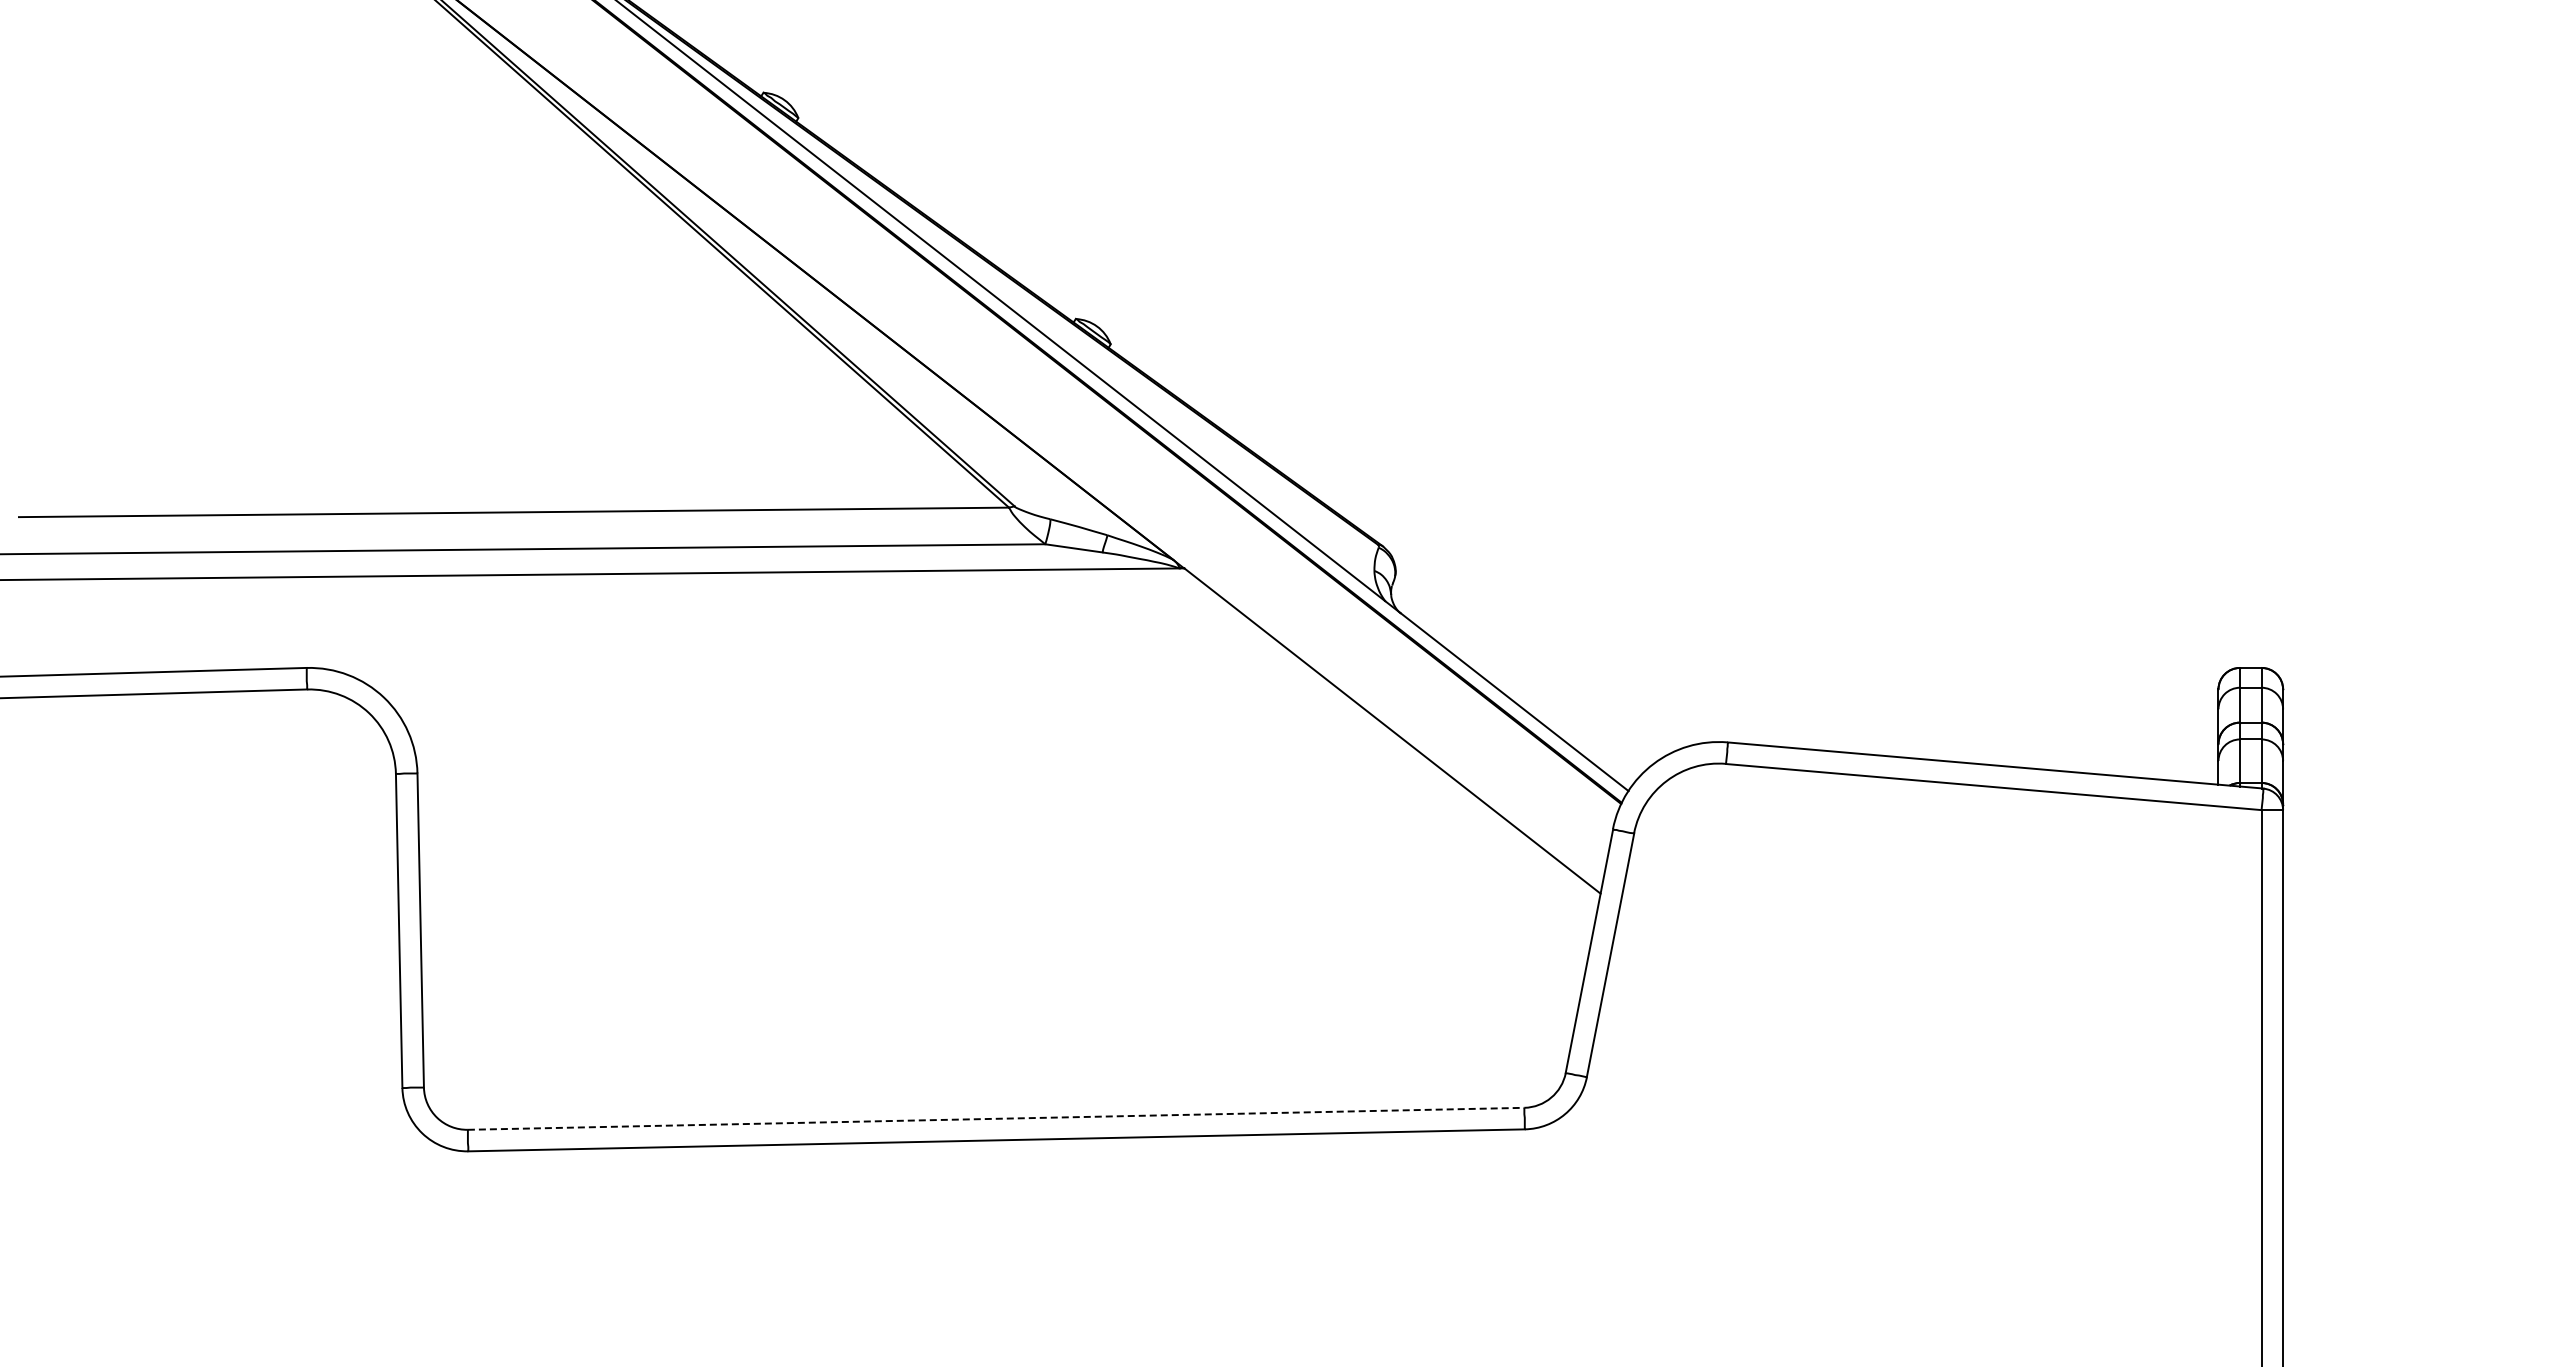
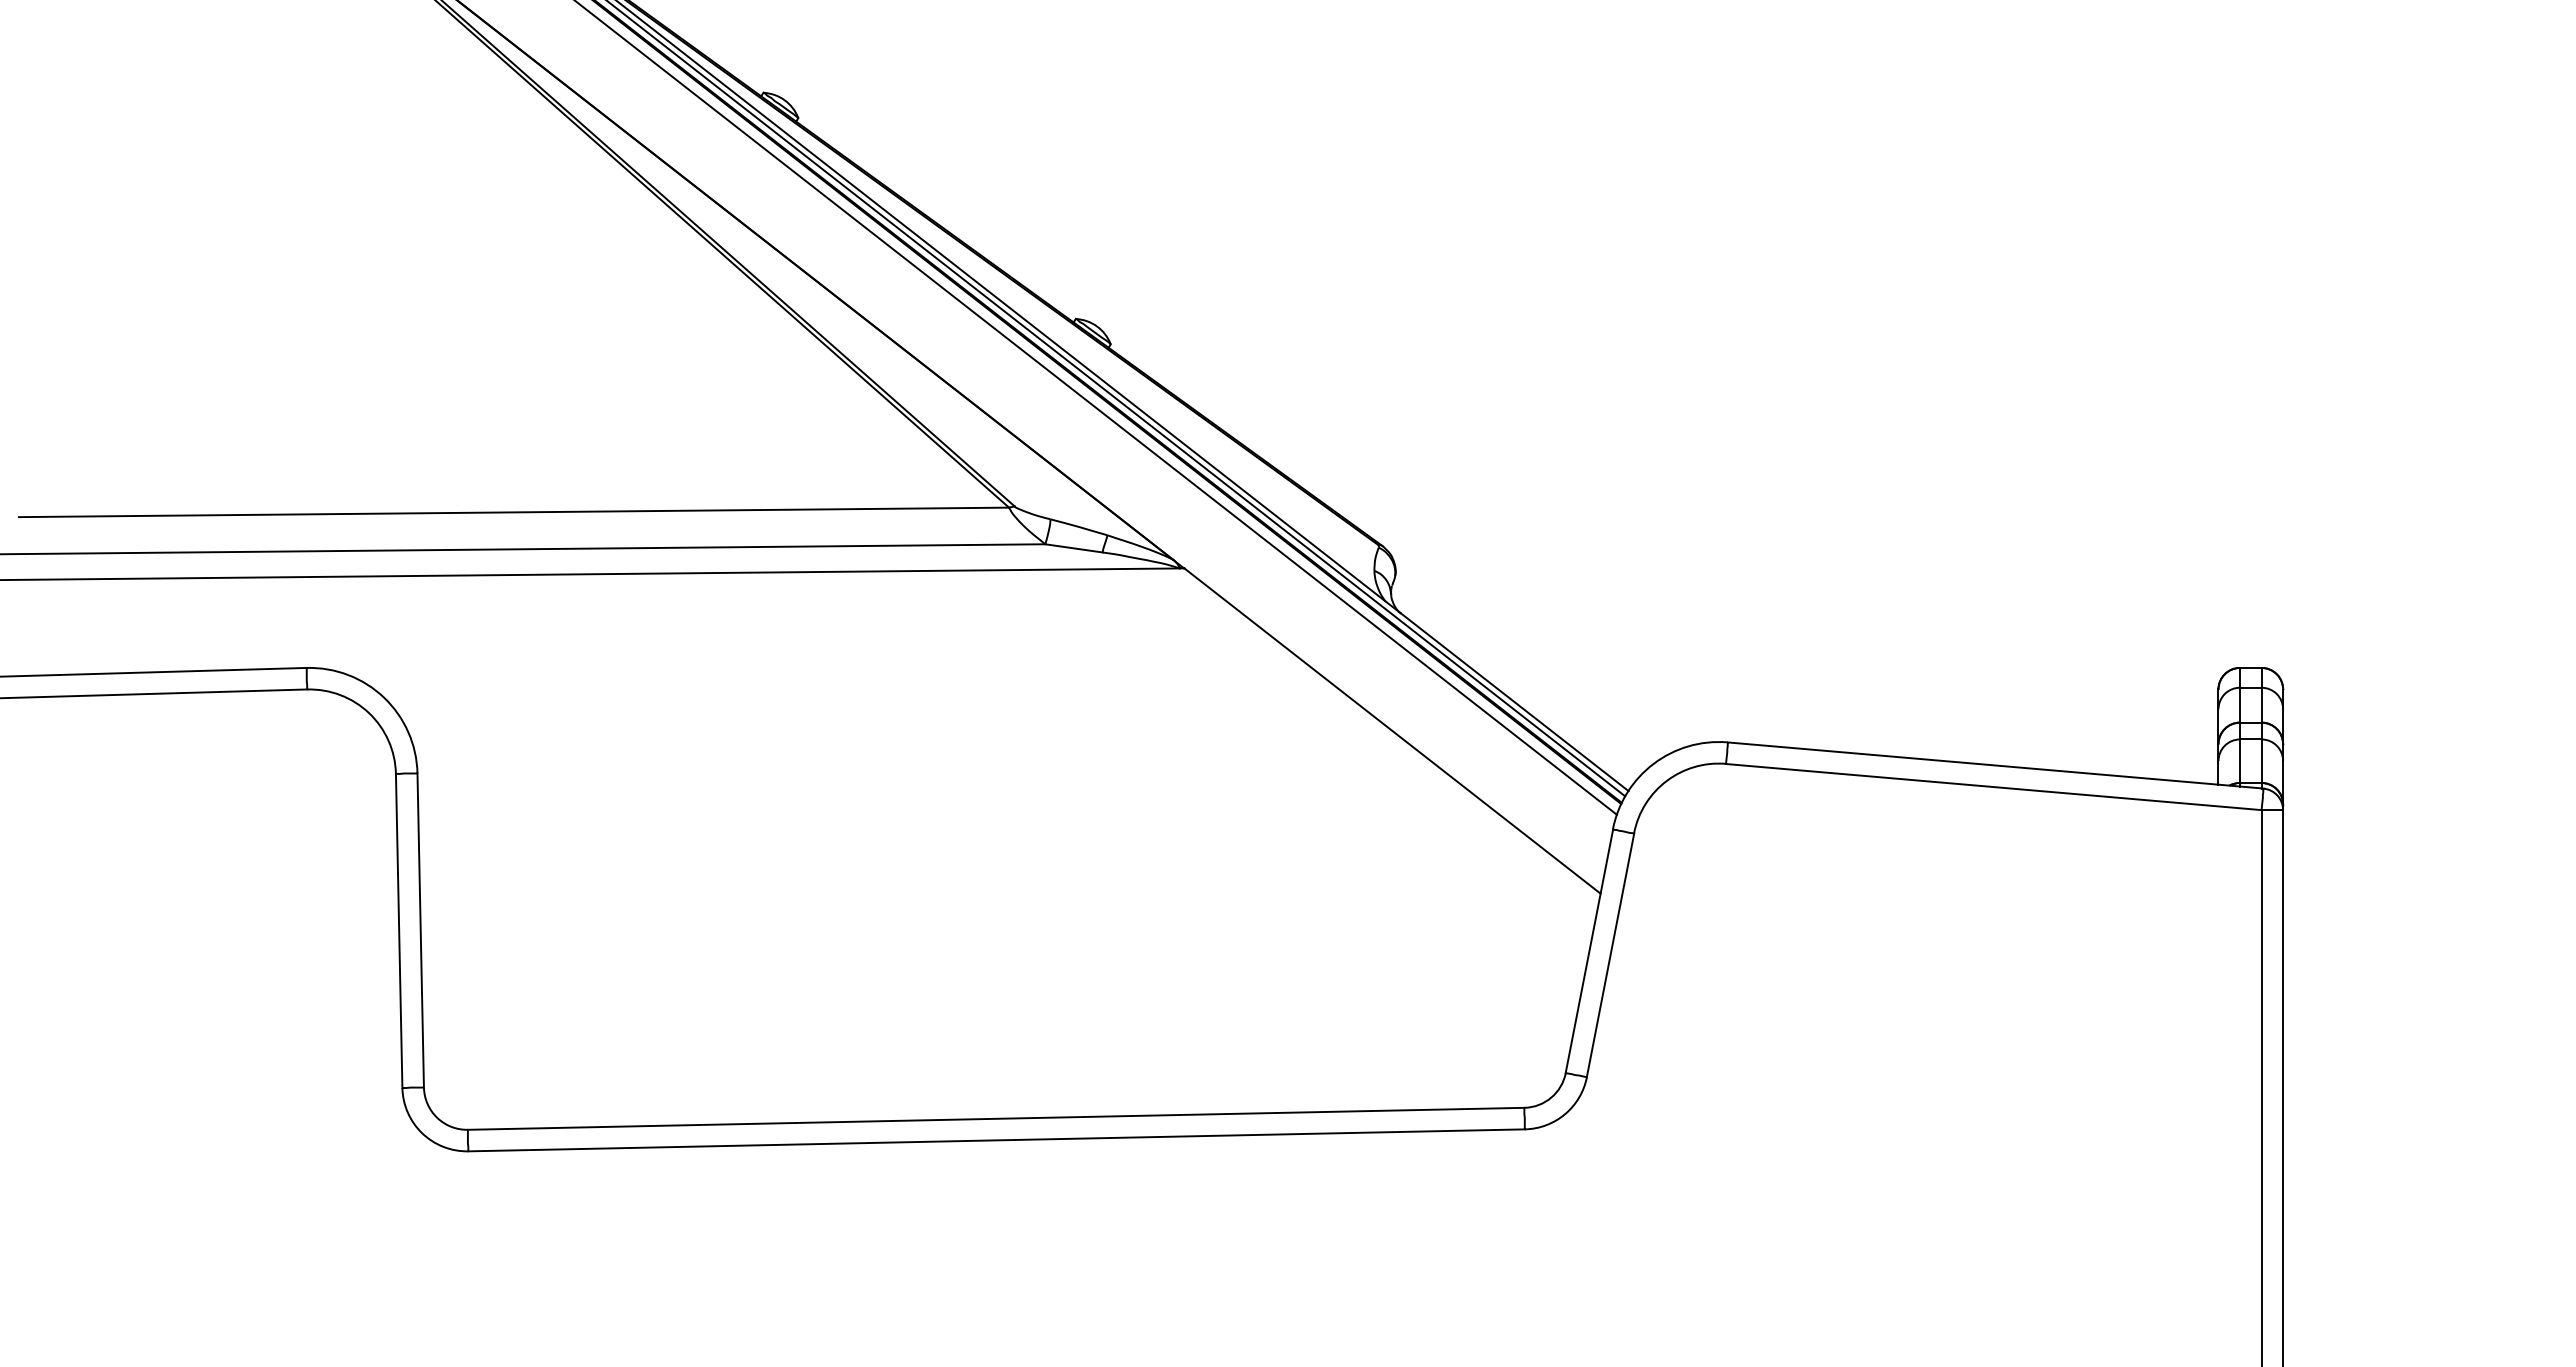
line: none -> present (1117, 399)
line: none -> present (1096, 408)
line: dashed -> solid (996, 1118)
